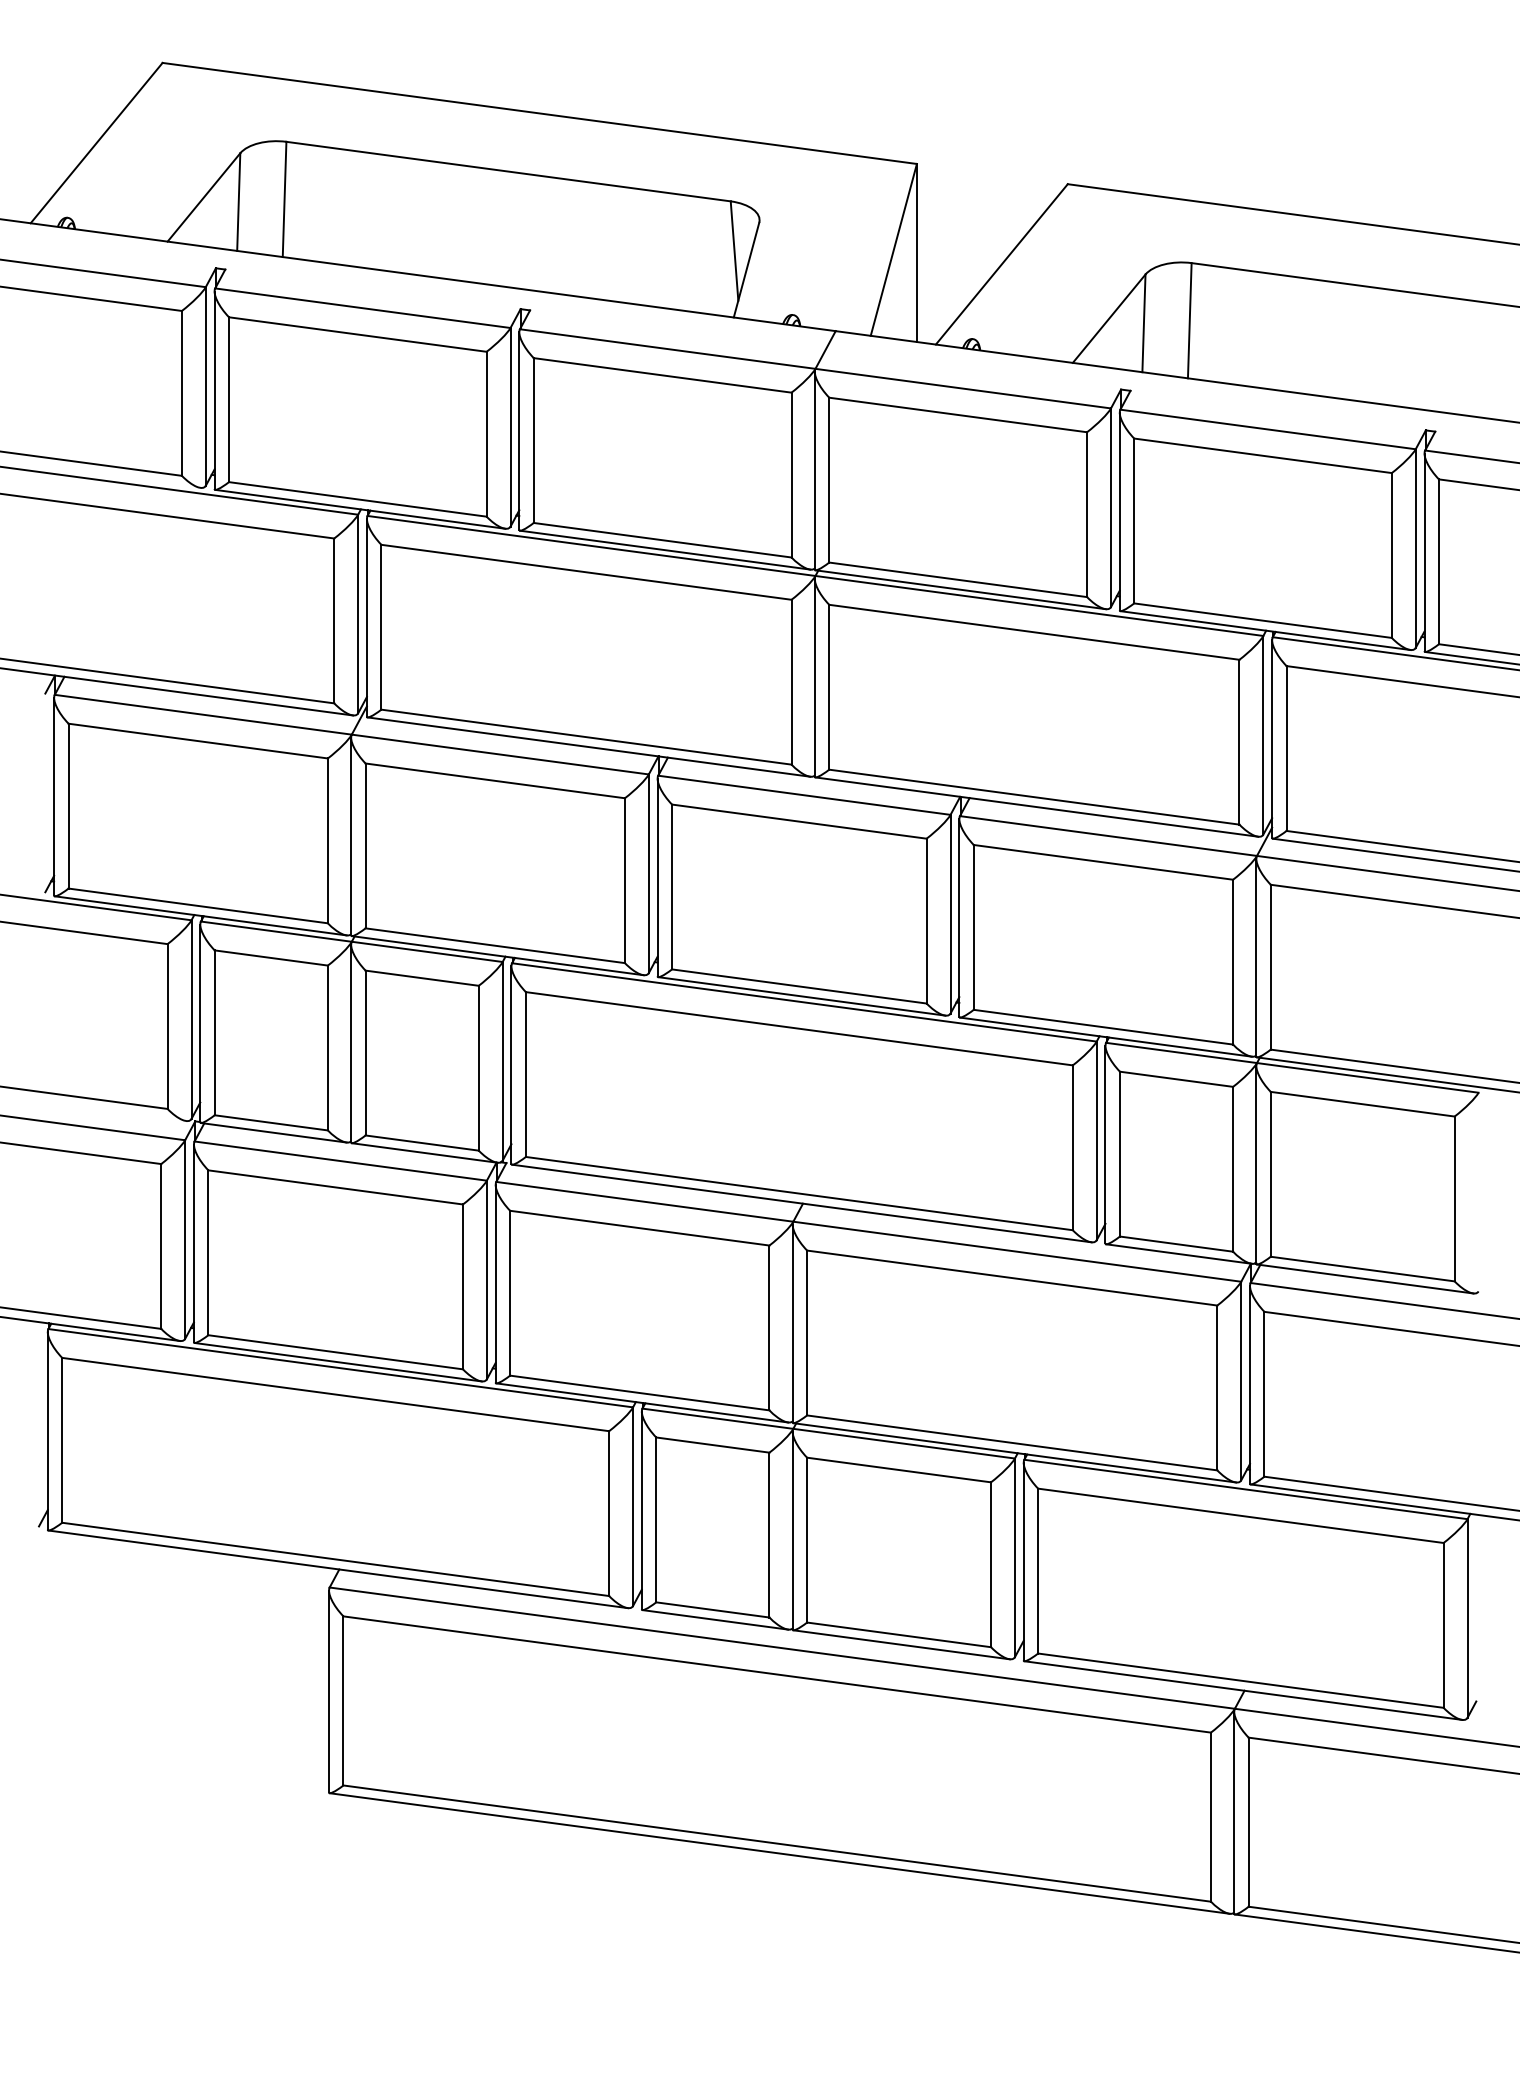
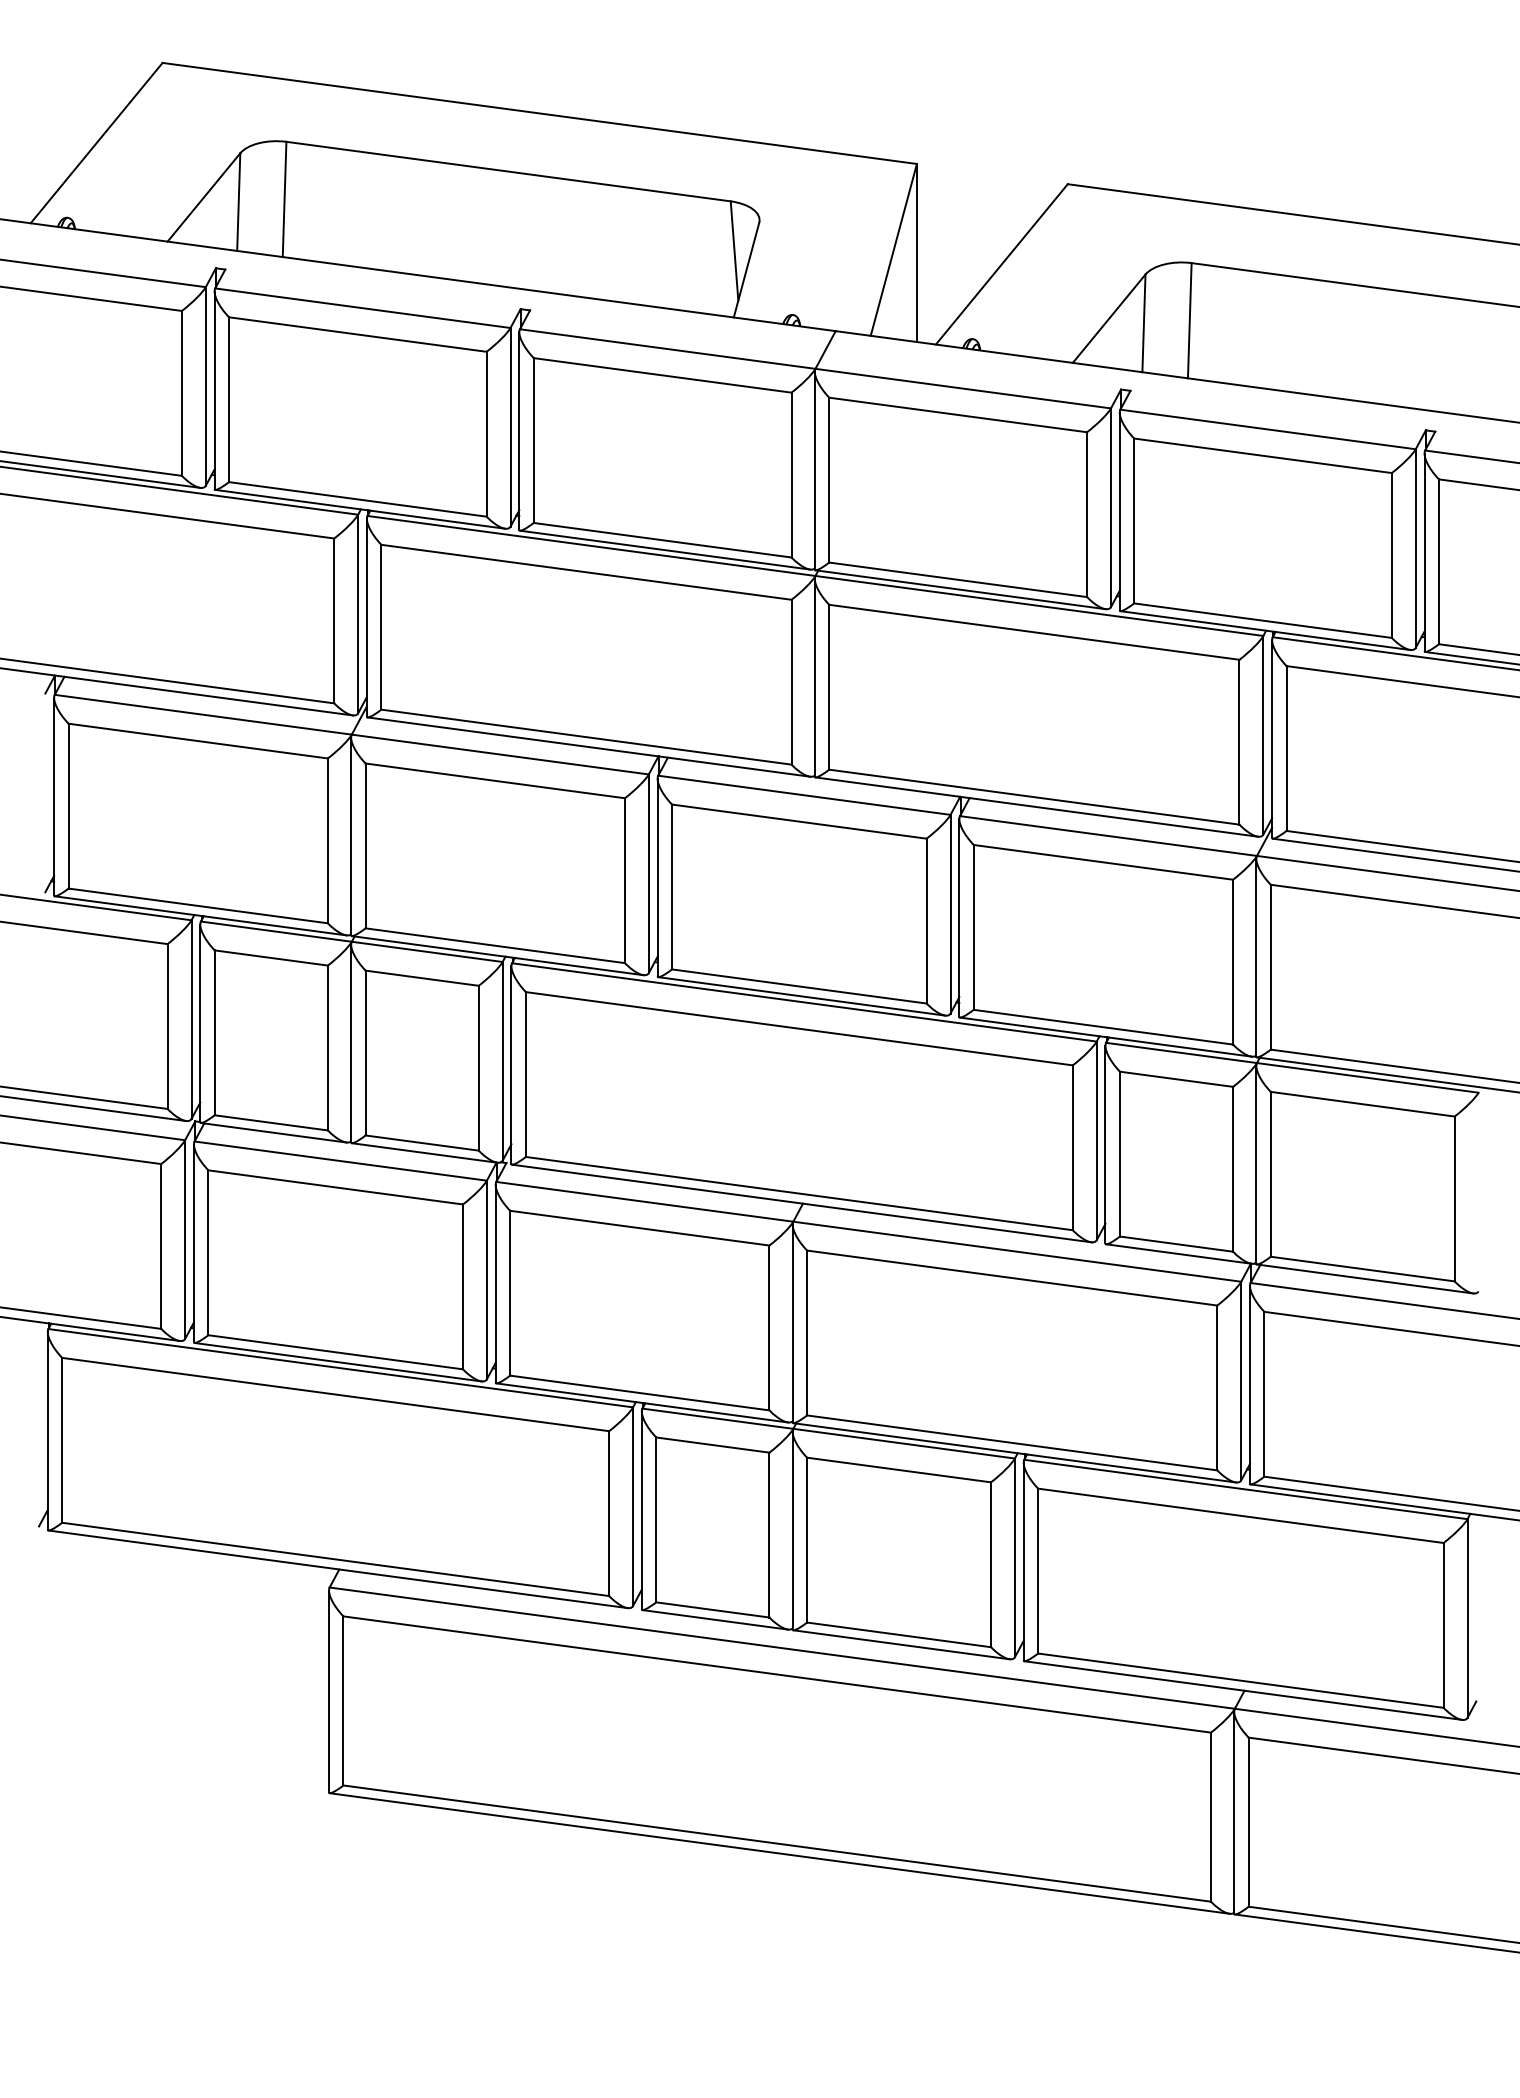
line: none -> present (101, 474)
line: none -> present (94, 1108)
